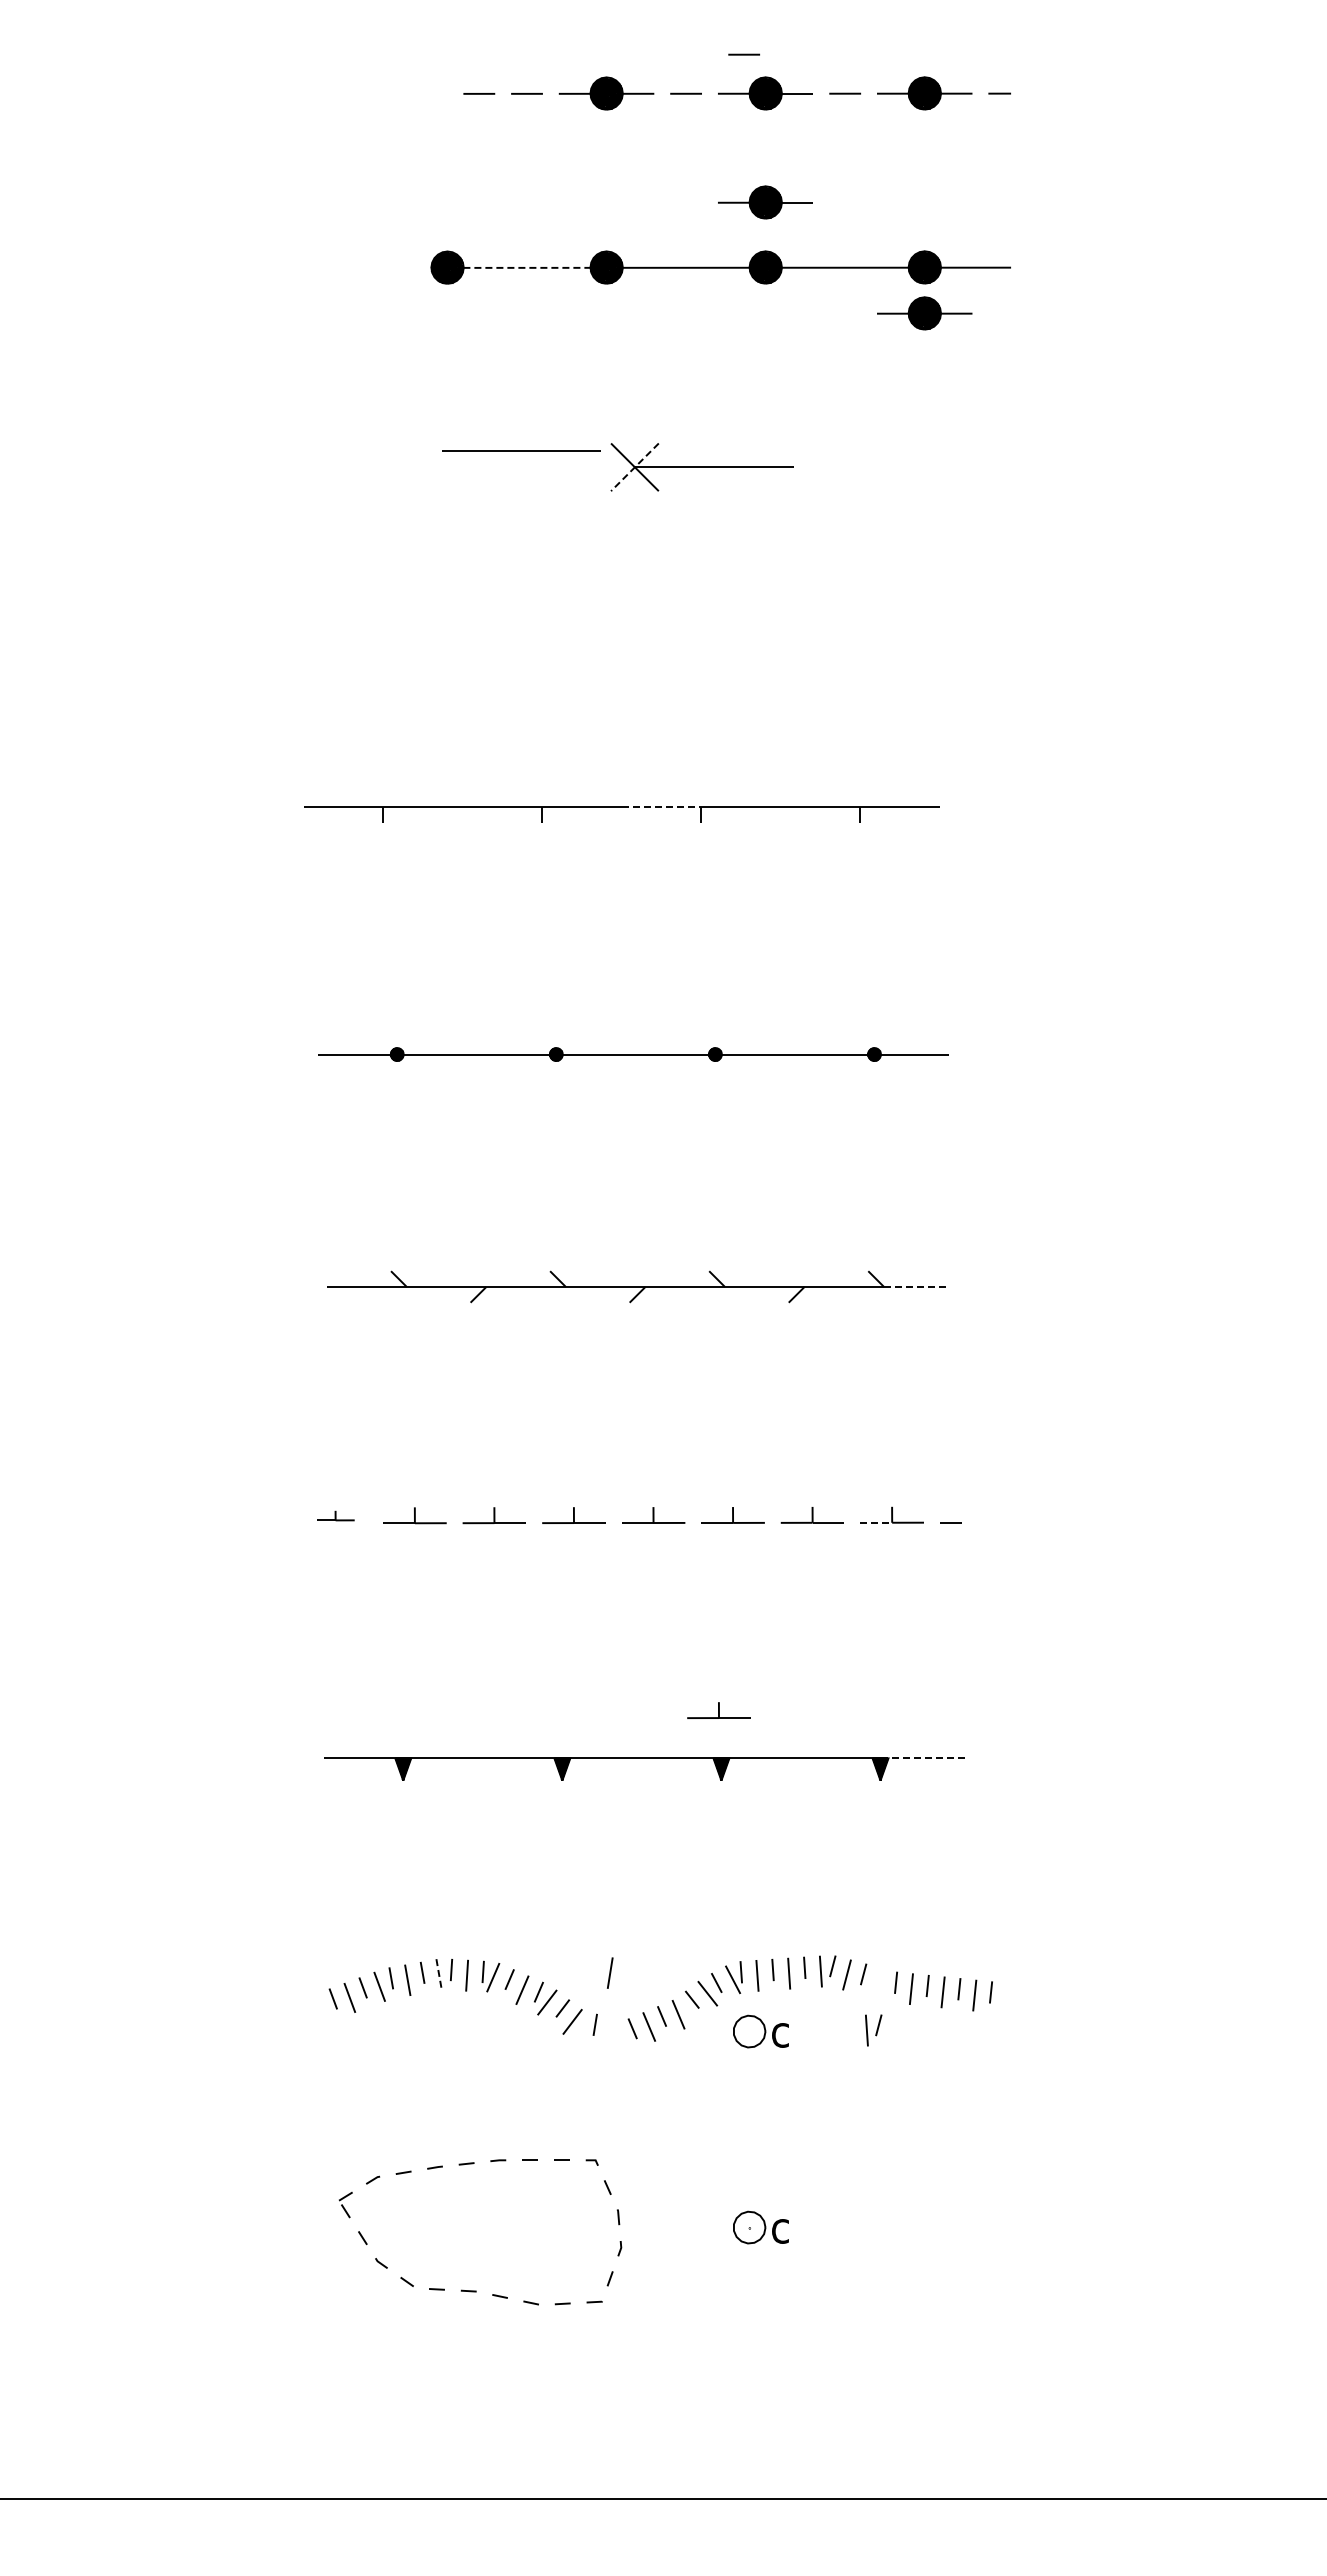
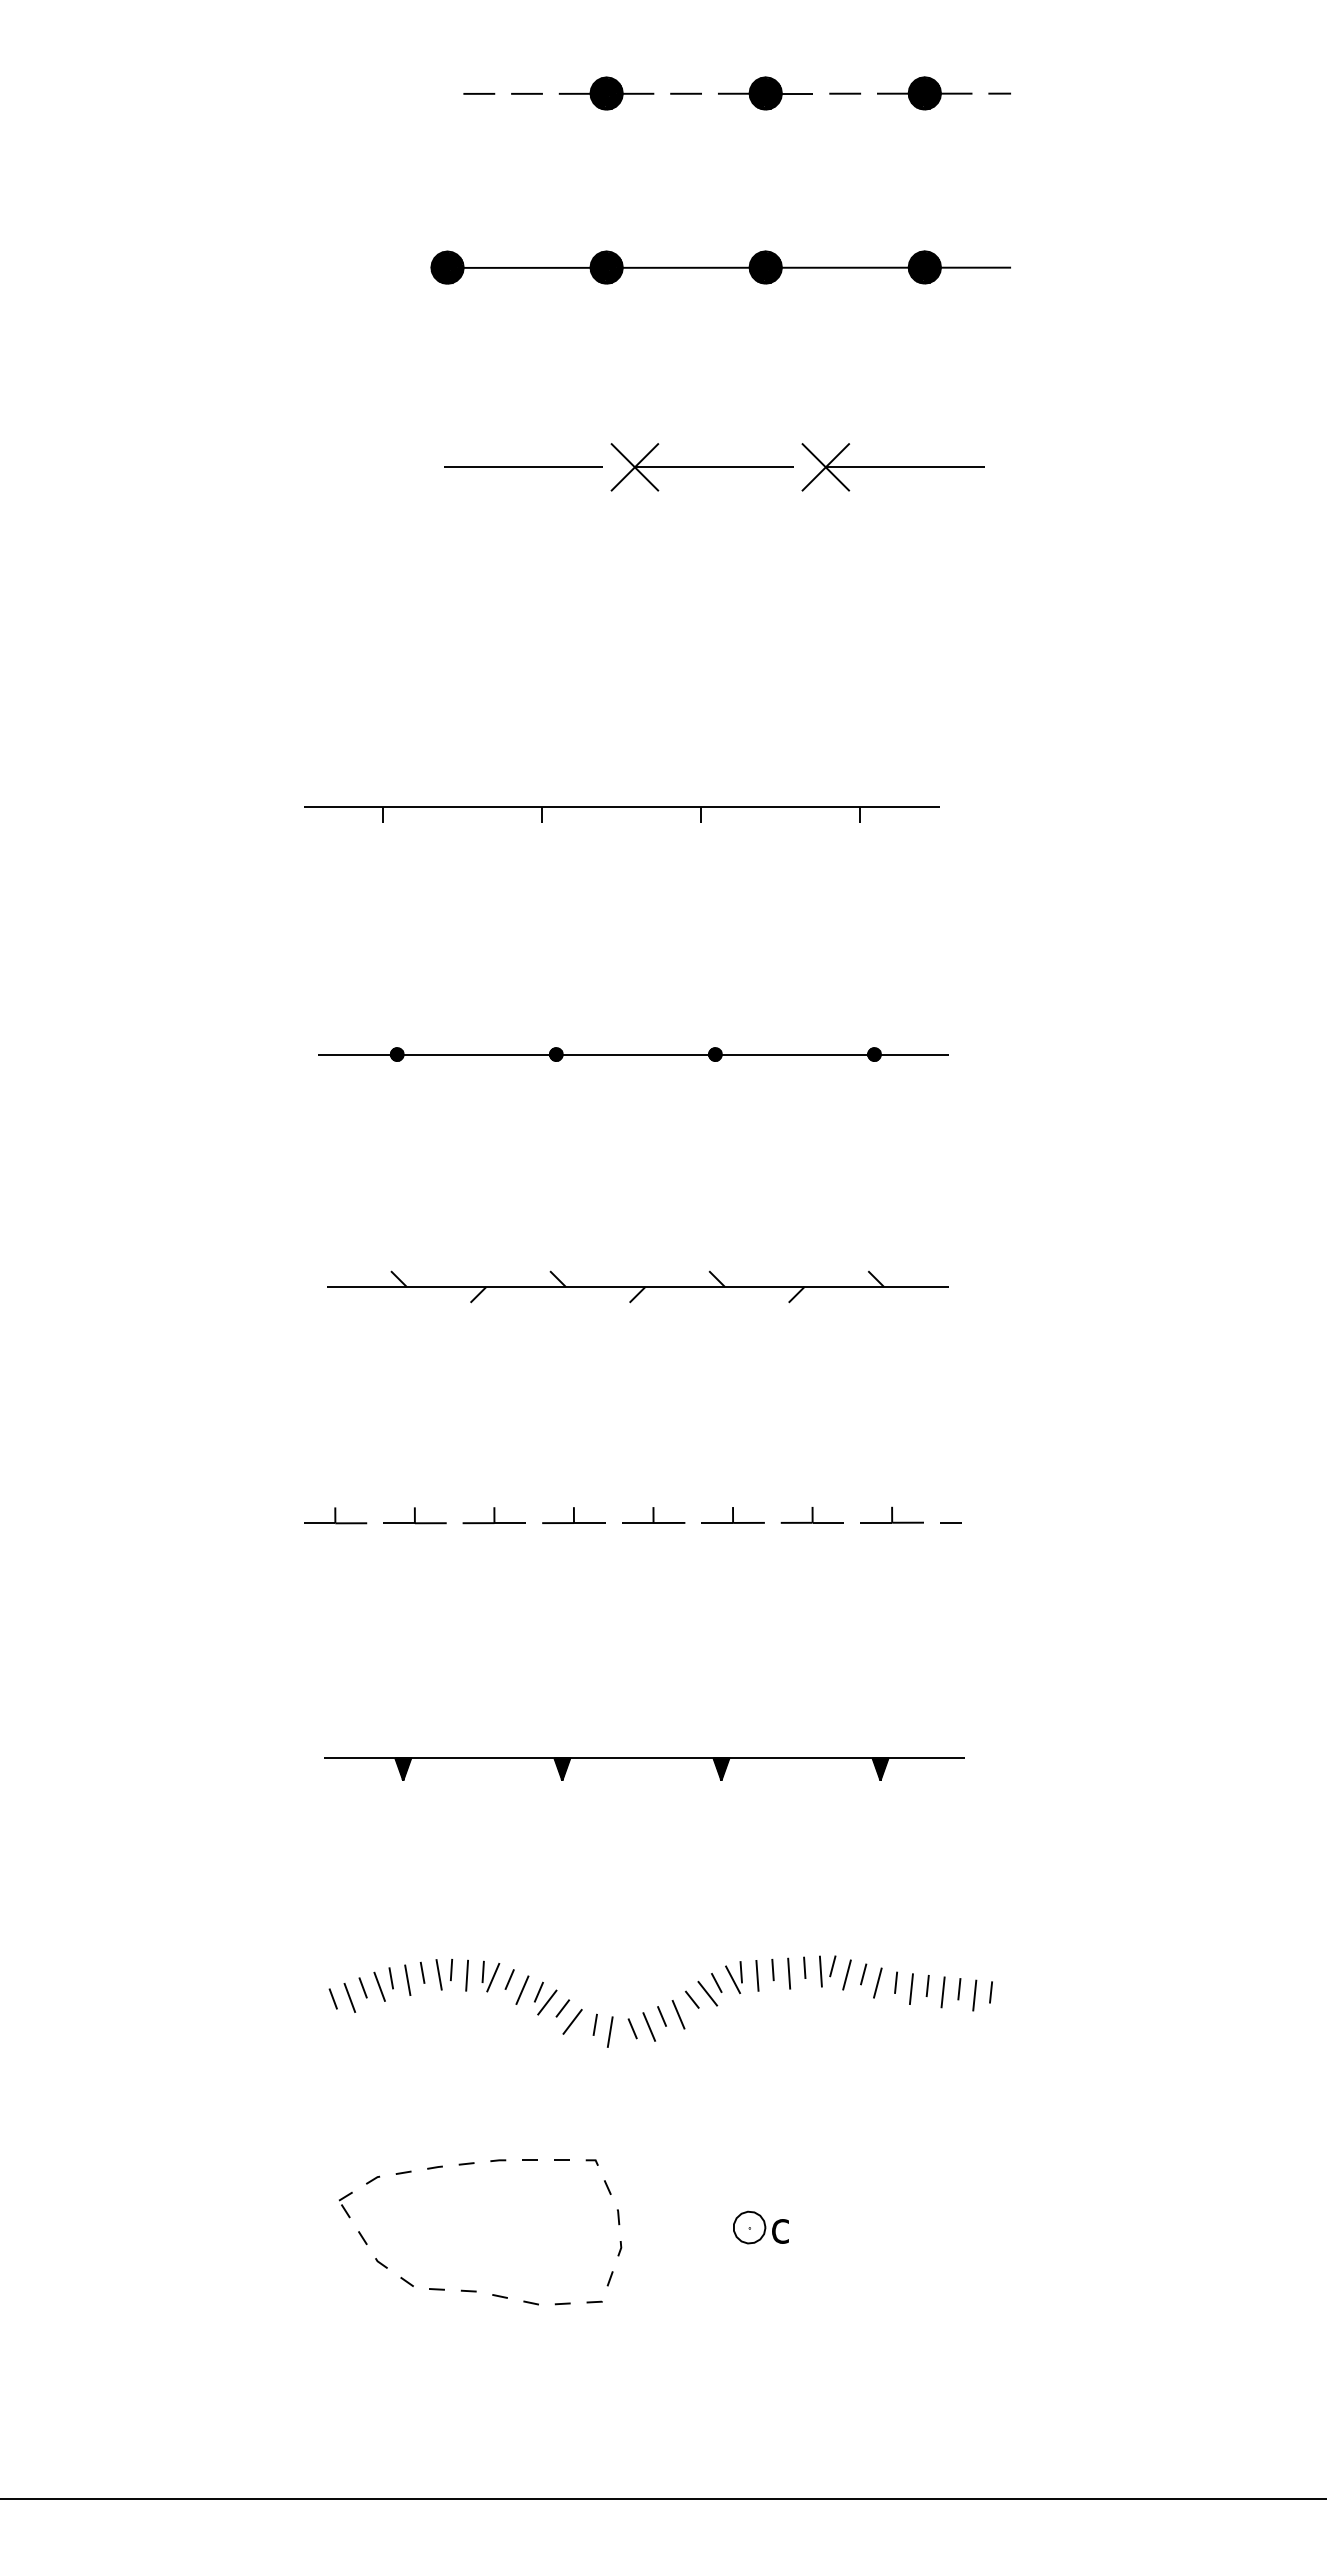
line: present -> none (743, 54)
part: present -> none (765, 202)
line: dashed -> solid (527, 267)
part: present -> none (924, 313)
line position: (521, 450) -> (523, 466) (523, 466)
line: dashed -> solid (634, 467)
part: none -> present (892, 467)
line: dashed -> solid (661, 807)
line: dashed -> solid (916, 1286)
part size: 38x12 px -> 64x18 px (335, 1515)
line: dashed -> solid (876, 1522)
part: present -> none (718, 1710)
line: dashed -> solid (920, 1758)
line position: (610, 1972) -> (610, 2031) (610, 2031)
line: dashed -> solid (439, 1974)
line: none -> present (877, 1982)
part: present -> none (873, 2030)
part: present -> none (760, 2031)
